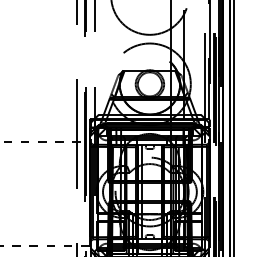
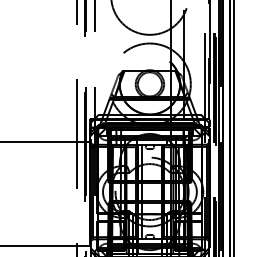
line: dashed -> solid (45, 142)
line: dashed -> solid (44, 245)
